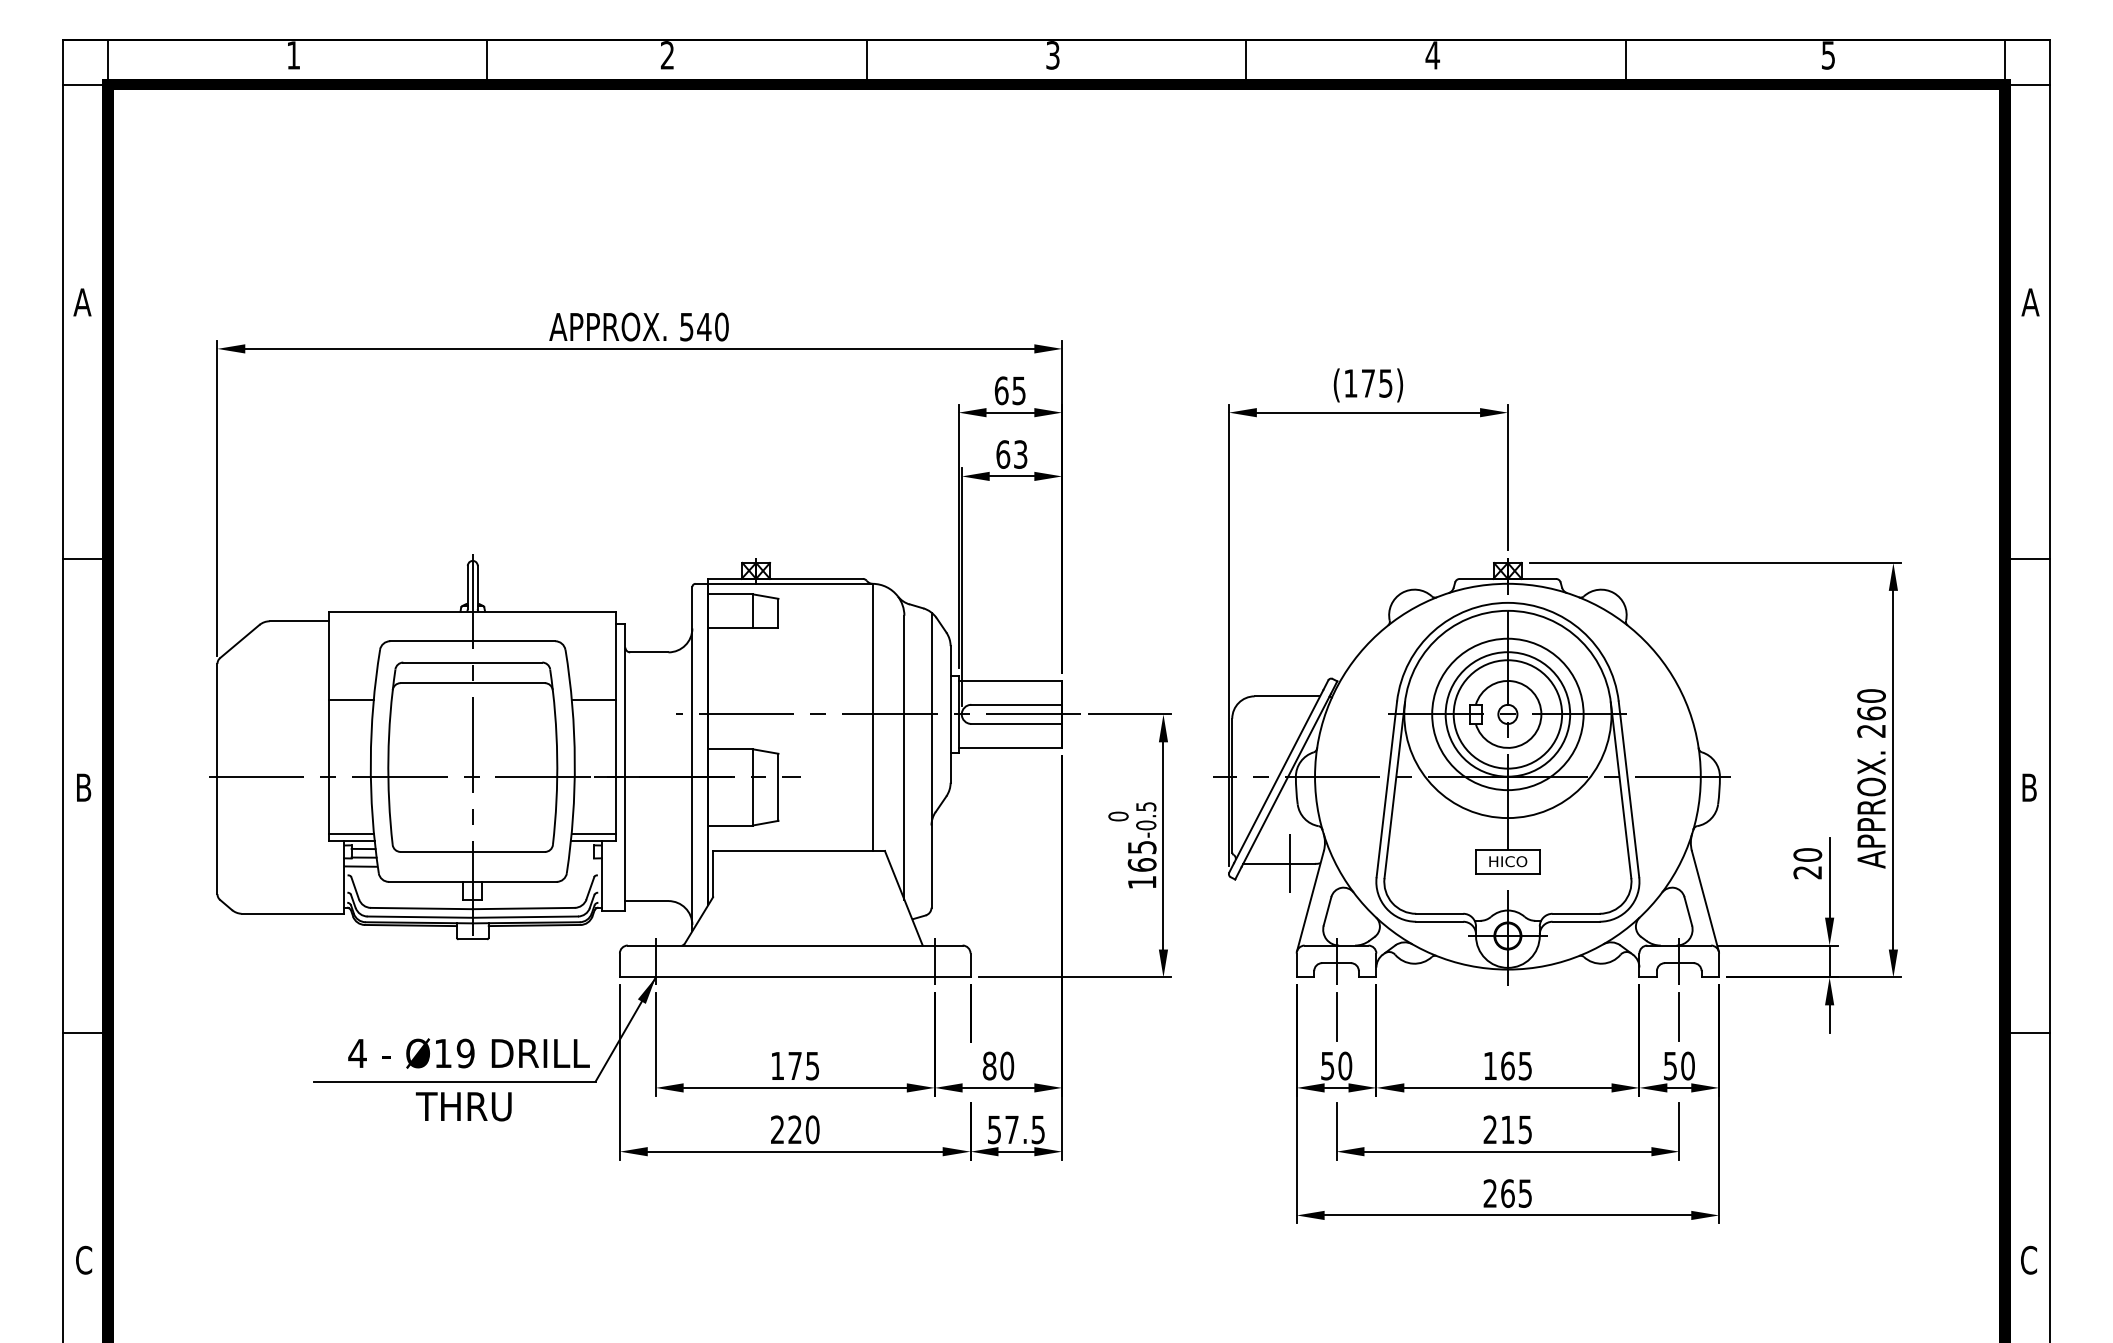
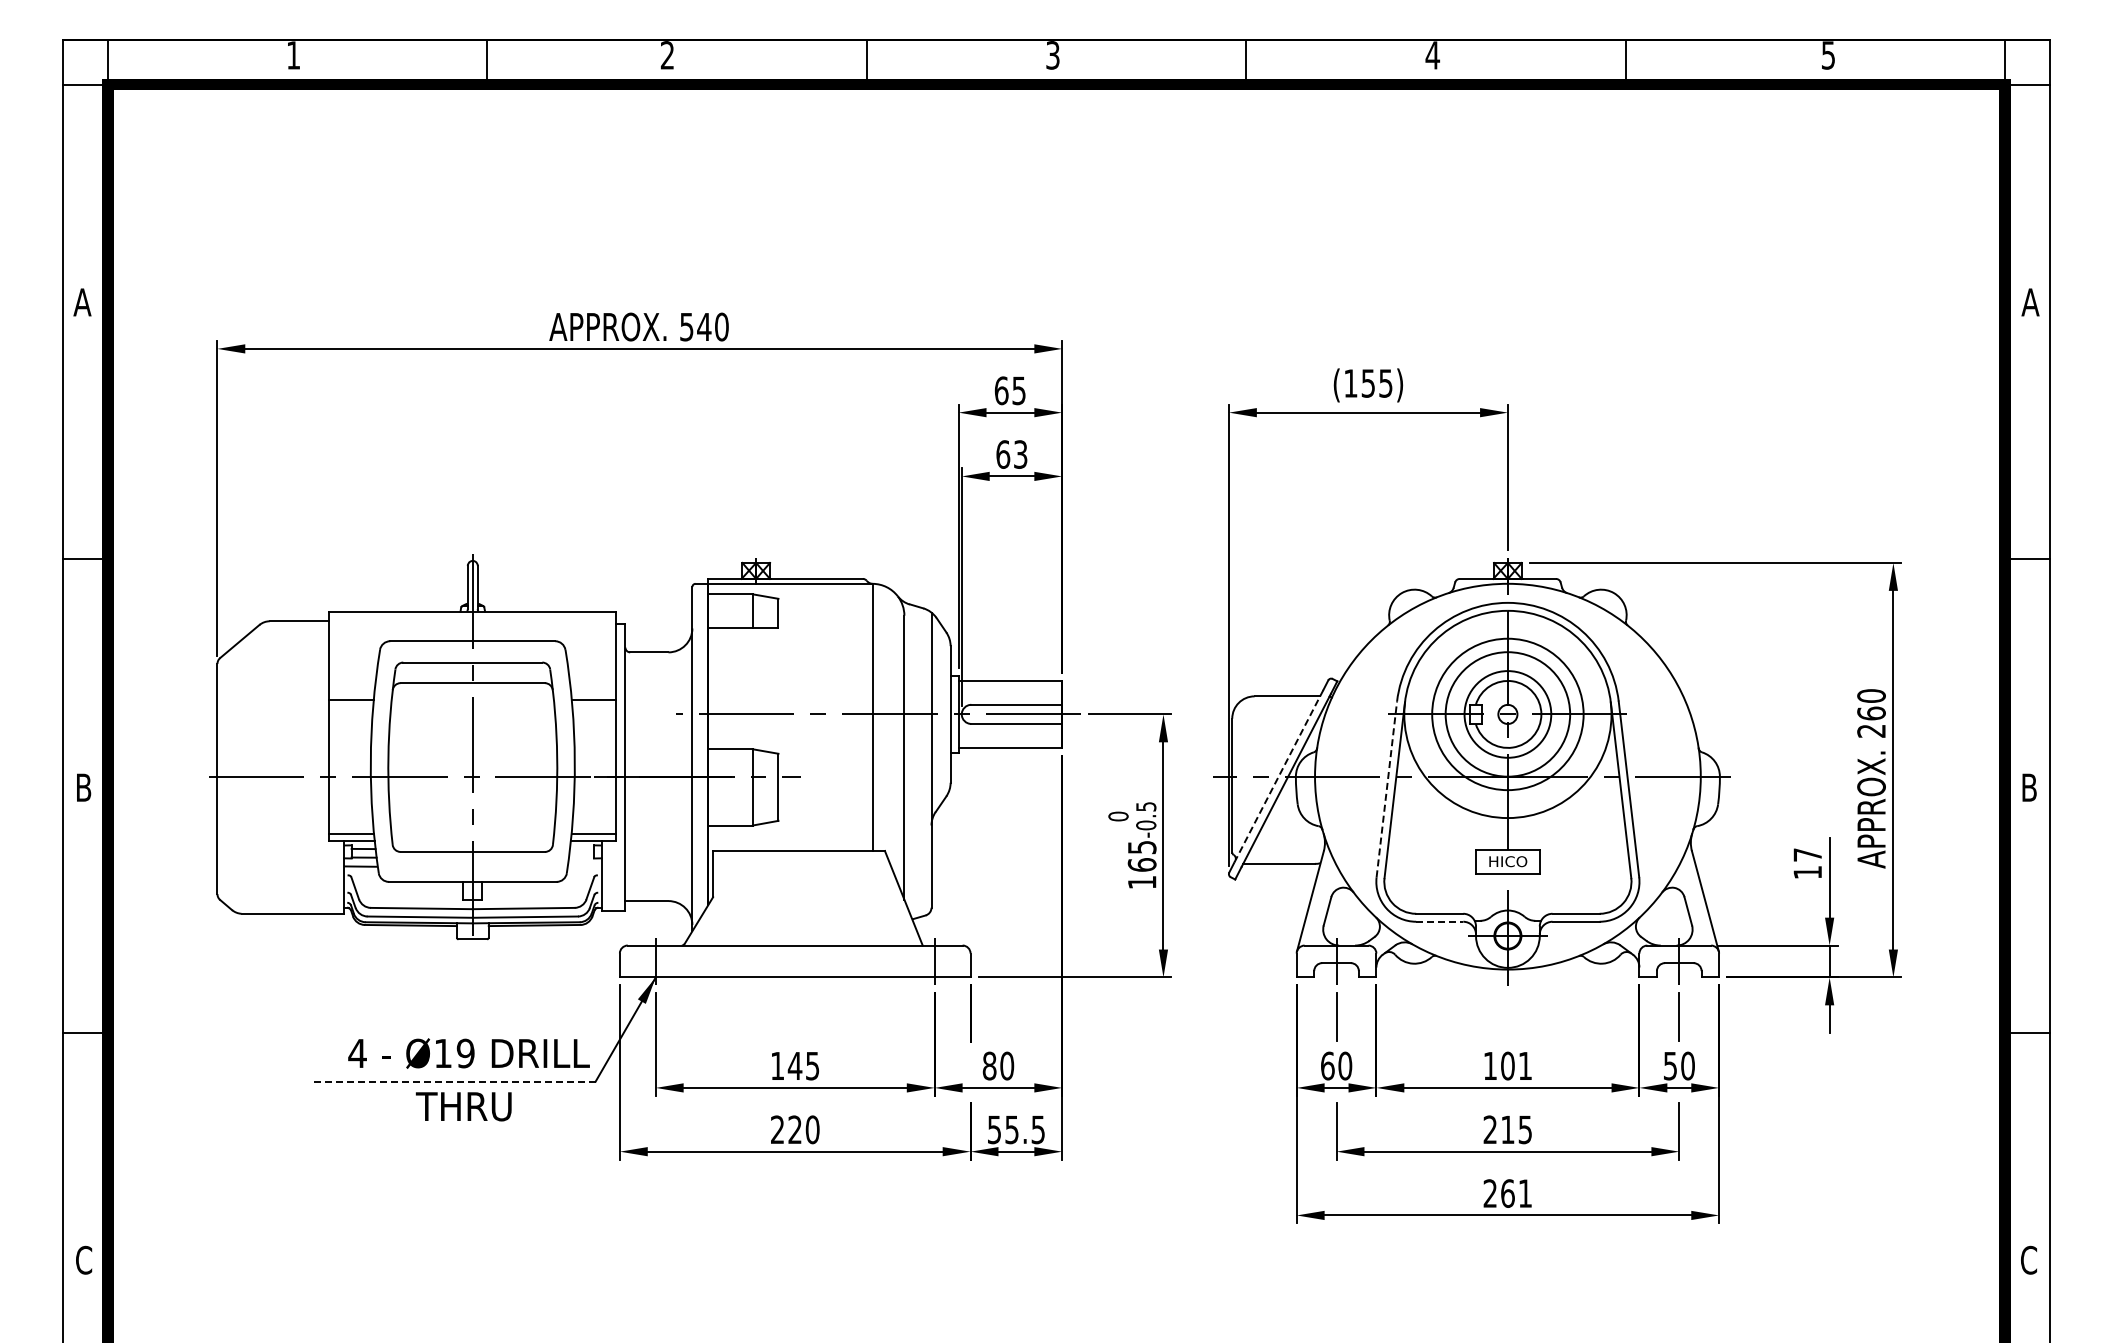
text: (175) -> (155) (1367, 383)
circle diameter: 108 px -> 87 px (1507, 714)
line: solid -> dashed (1278, 777)
line: solid -> dashed (1386, 788)
line: present -> none (1289, 863)
text: 20 -> 17 (1807, 863)
line: solid -> dashed (1439, 921)
text: 175 -> 145 (794, 1065)
text: 50 -> 60 (1327, 1065)
text: 165 -> 101 (1516, 1065)
line: solid -> dashed (454, 1081)
text: 57.5 -> 55.5 (1011, 1129)
text: 265 -> 261 (1524, 1193)
